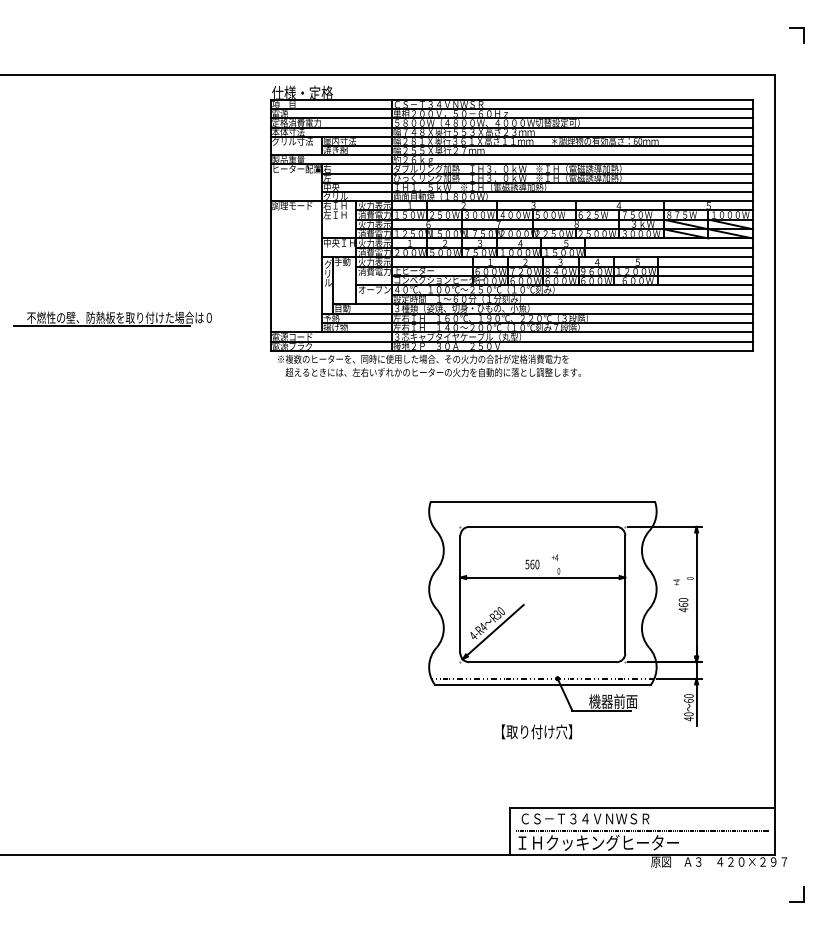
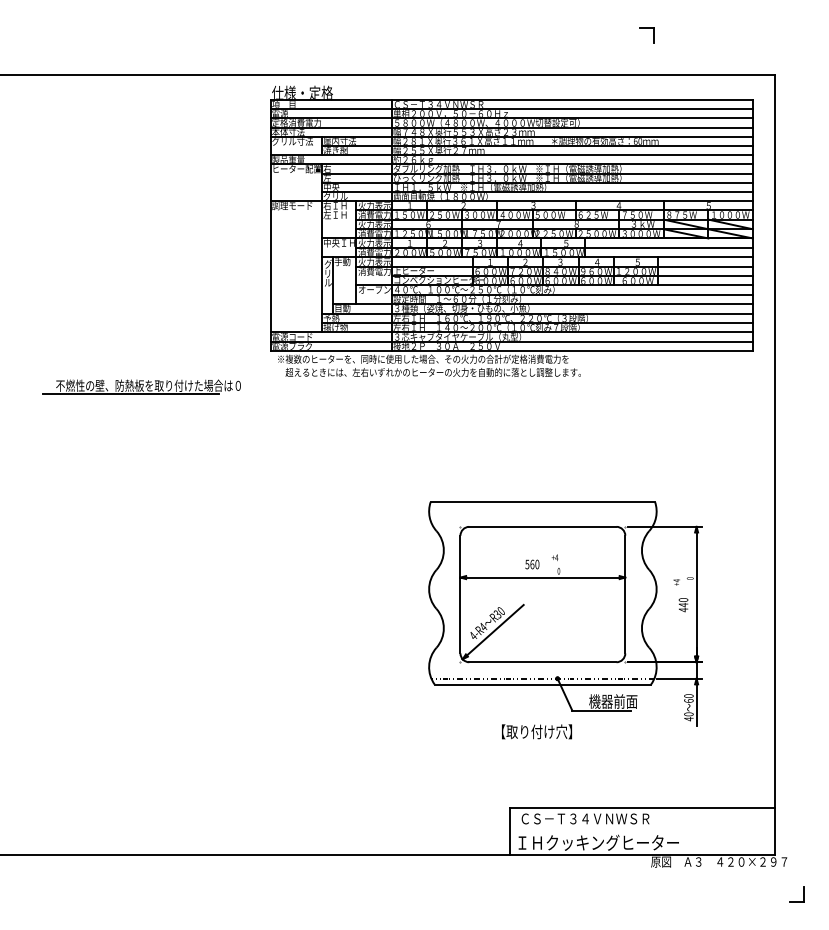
part position: (796, 28) -> (646, 28) (646, 28)
part position: (112, 318) -> (141, 386) (141, 386)
text: 460 -> 440 (683, 605)
line: present -> none (641, 831)
